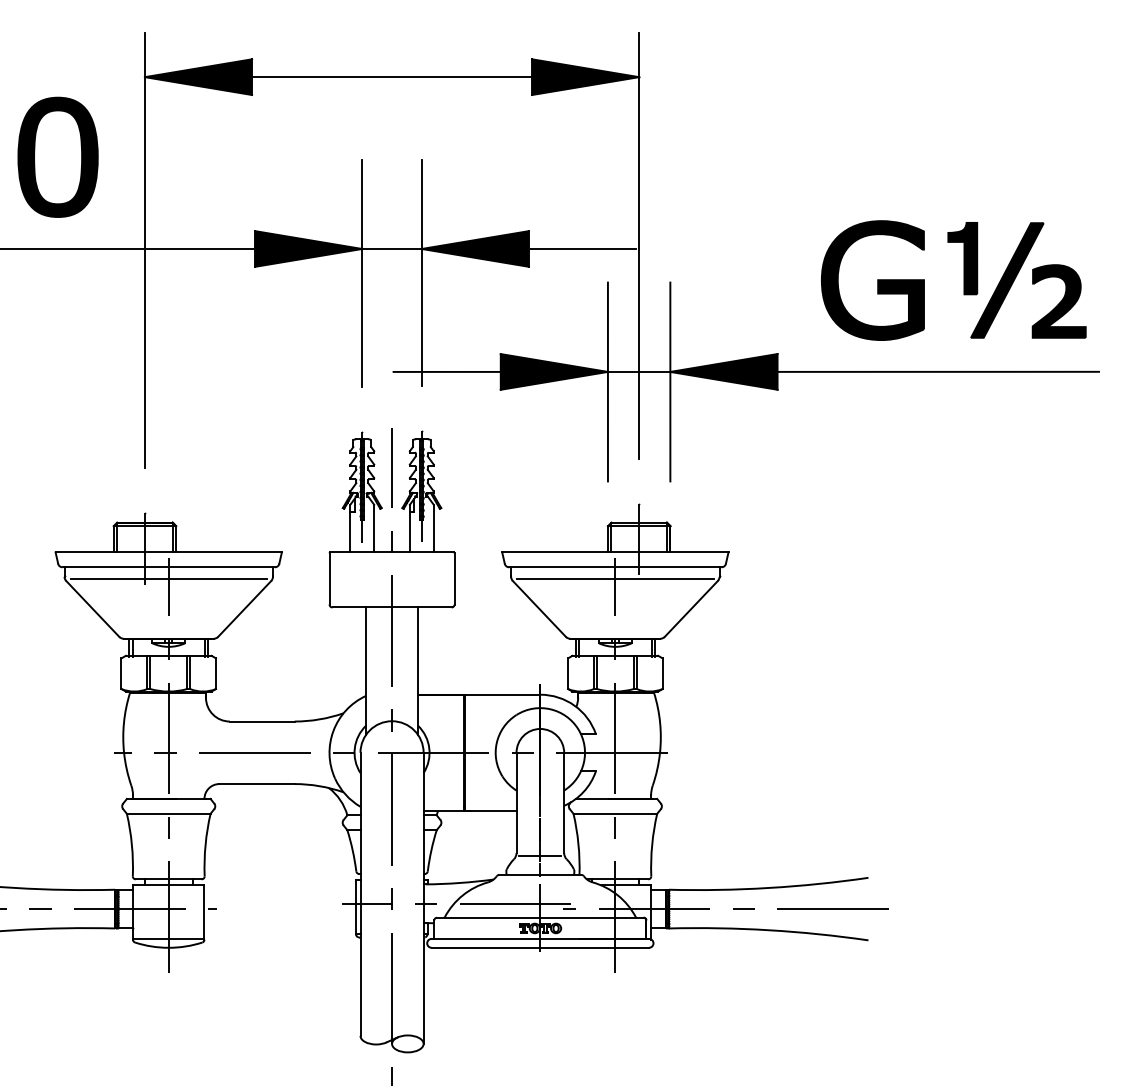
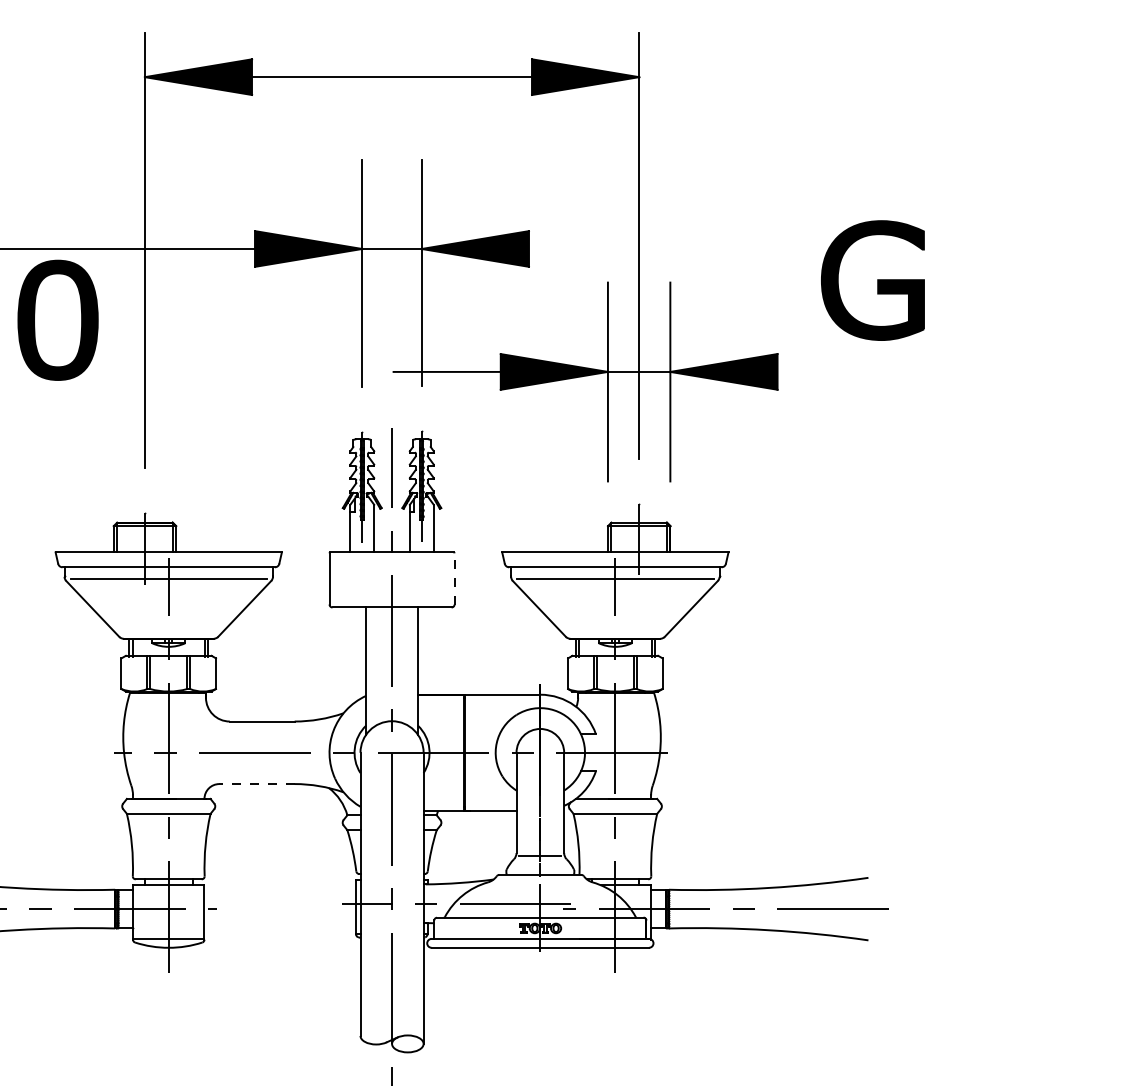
part position: (57, 156) -> (57, 319) (57, 319)
line: present -> none (582, 248)
part: present -> none (1016, 280)
line: present -> none (938, 371)
line: solid -> dashed (454, 578)
line: solid -> dashed (257, 784)
